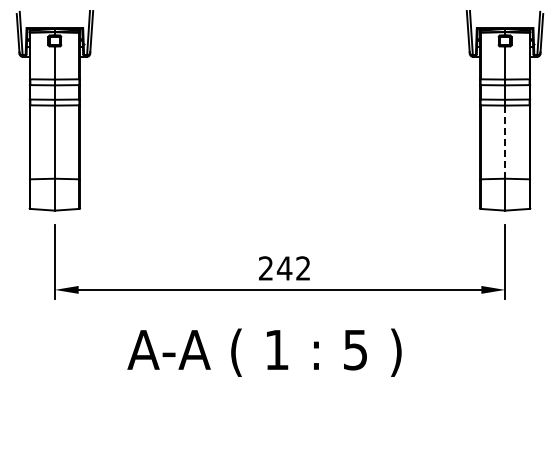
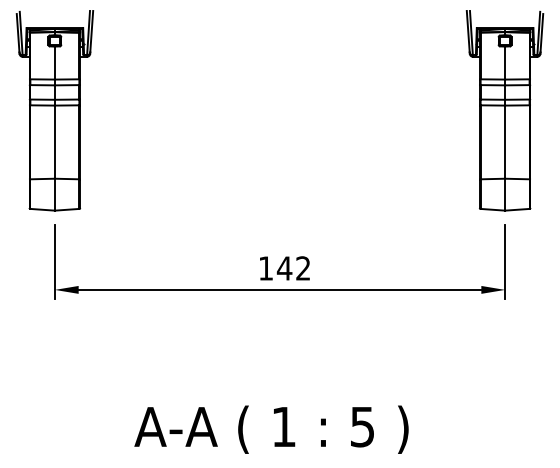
line: dashed -> solid (505, 142)
text: 242 -> 142 (265, 268)
text position: (264, 352) -> (271, 429) (271, 429)
